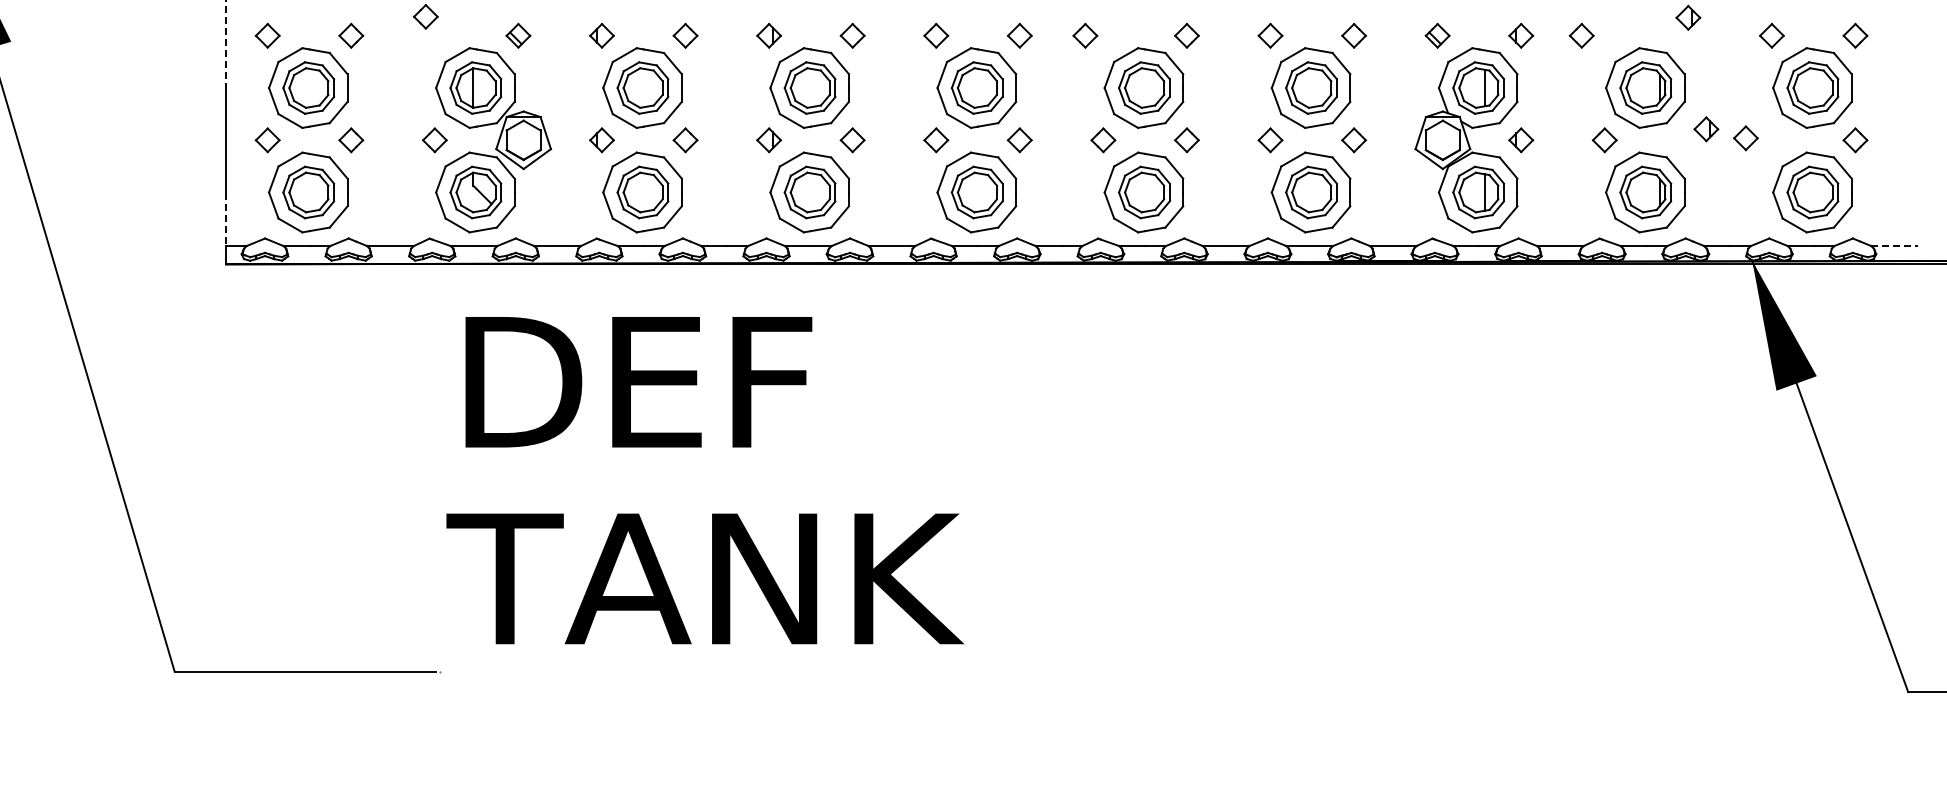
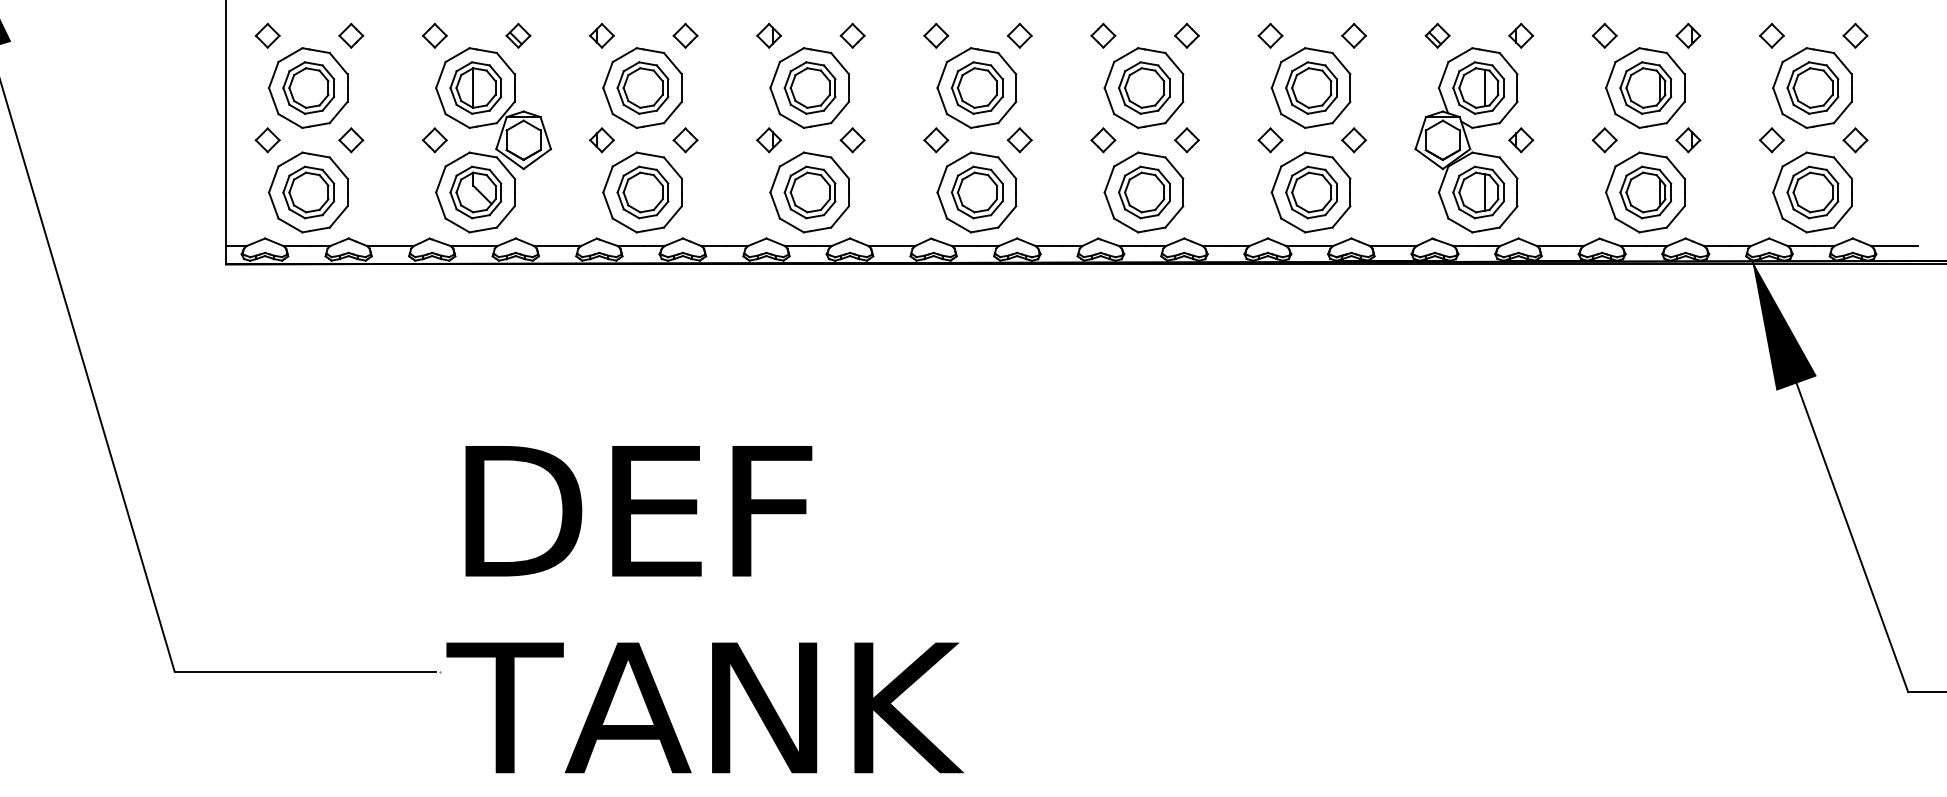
part position: (425, 16) -> (434, 35) (434, 35)
part position: (1688, 17) -> (1688, 35) (1688, 35)
part position: (1085, 35) -> (1103, 35) (1103, 35)
part position: (1581, 35) -> (1604, 35) (1604, 35)
line: dashed -> solid (225, 44)
part position: (1706, 129) -> (1688, 140) (1688, 140)
part position: (1745, 138) -> (1771, 140) (1771, 140)
line: dashed -> solid (225, 219)
line: dashed -> solid (1895, 246)
text position: (704, 480) -> (704, 609) (704, 609)
